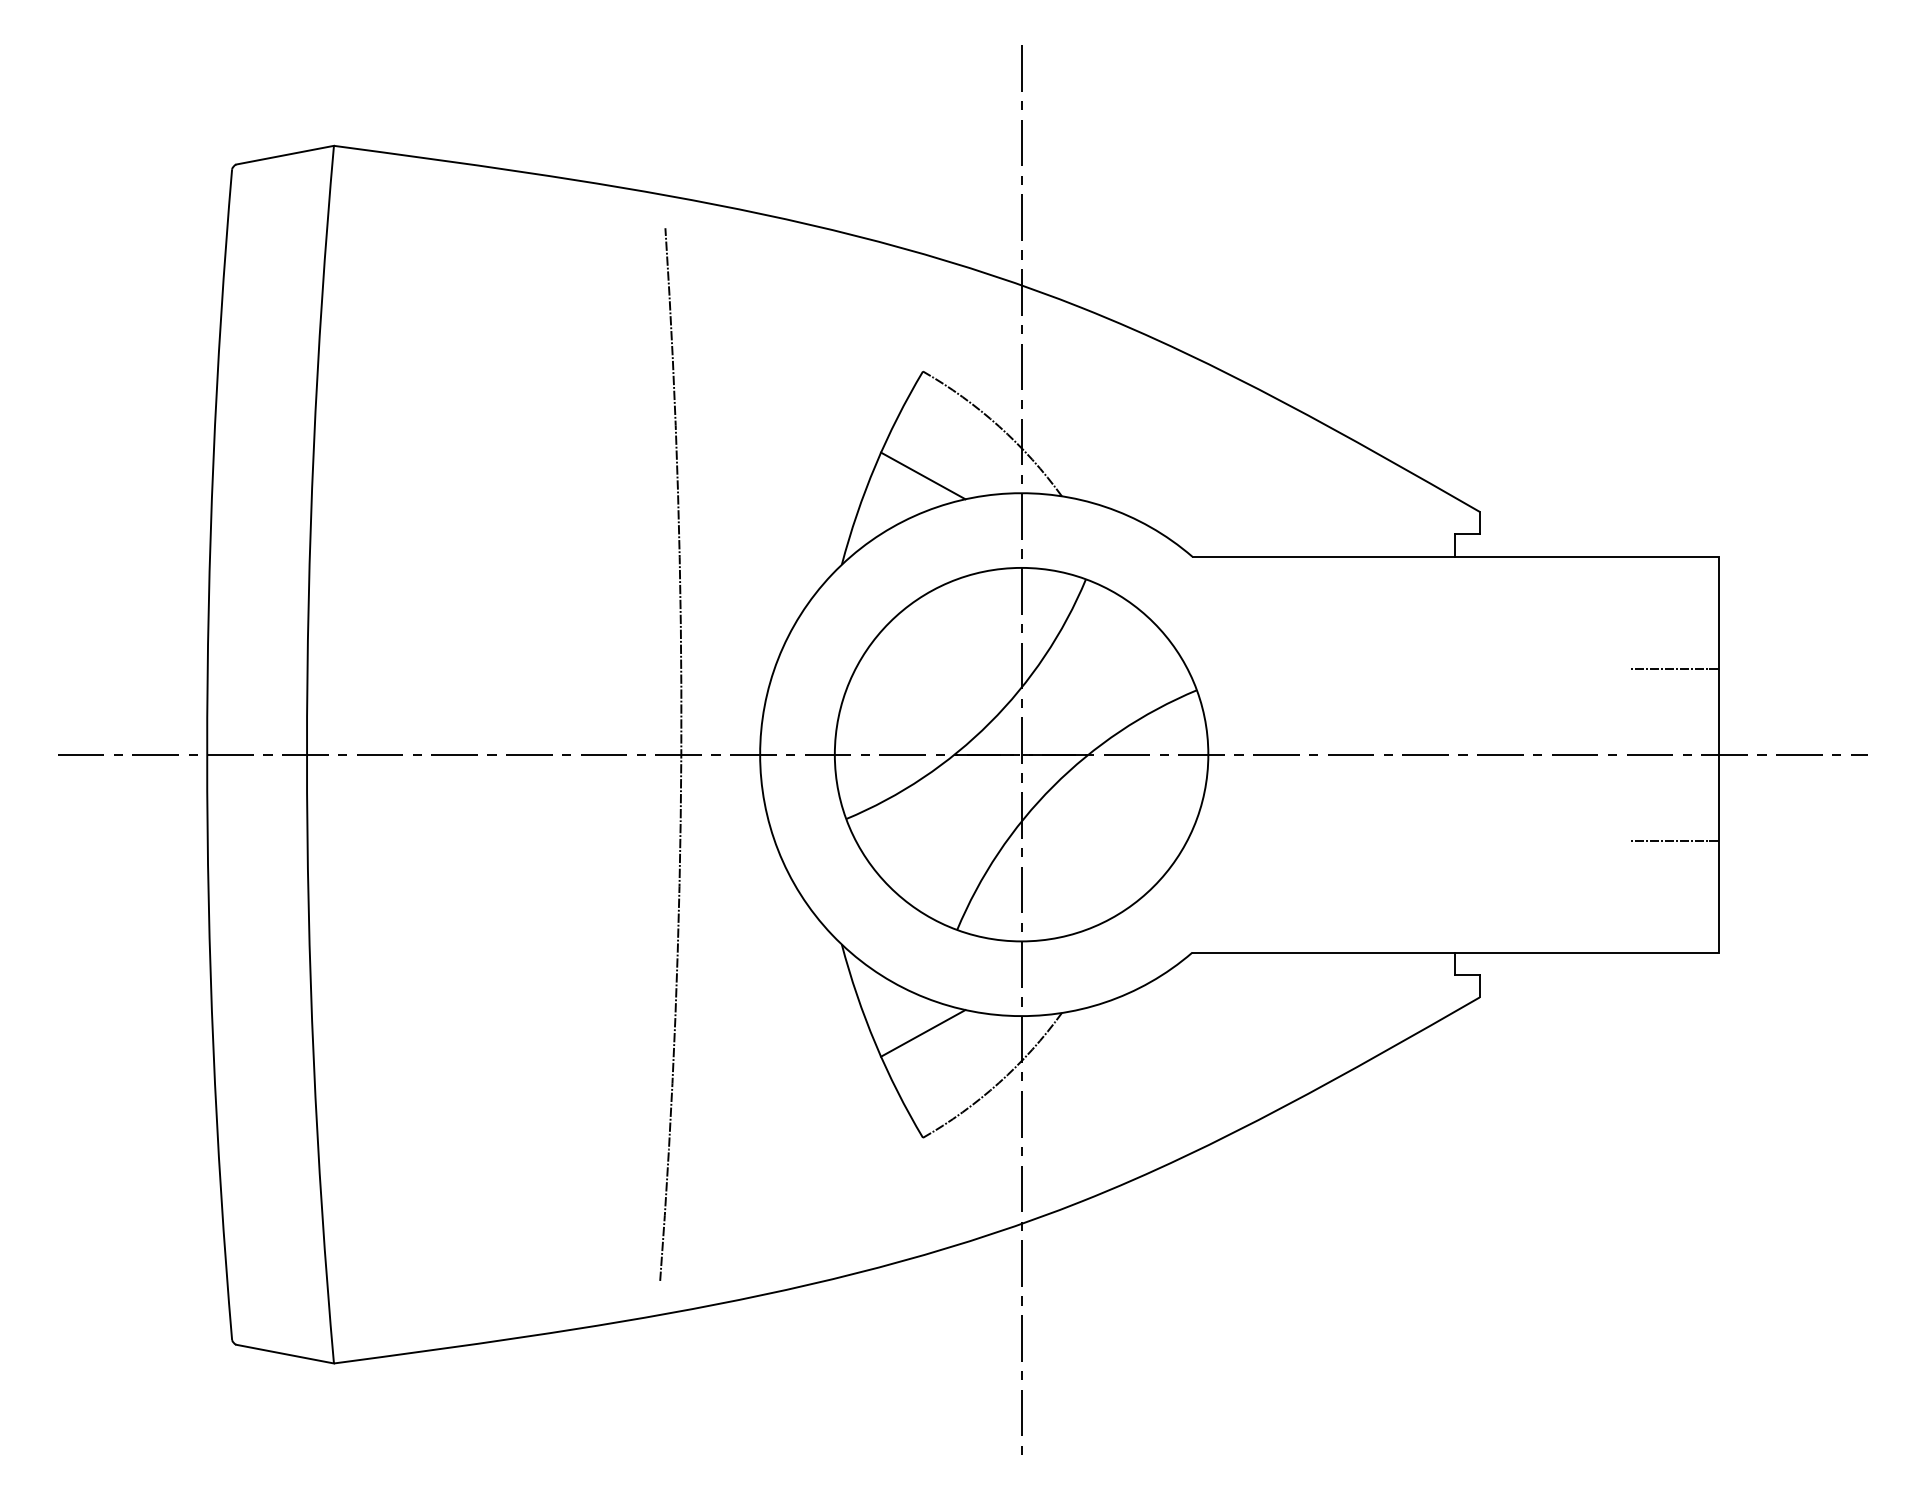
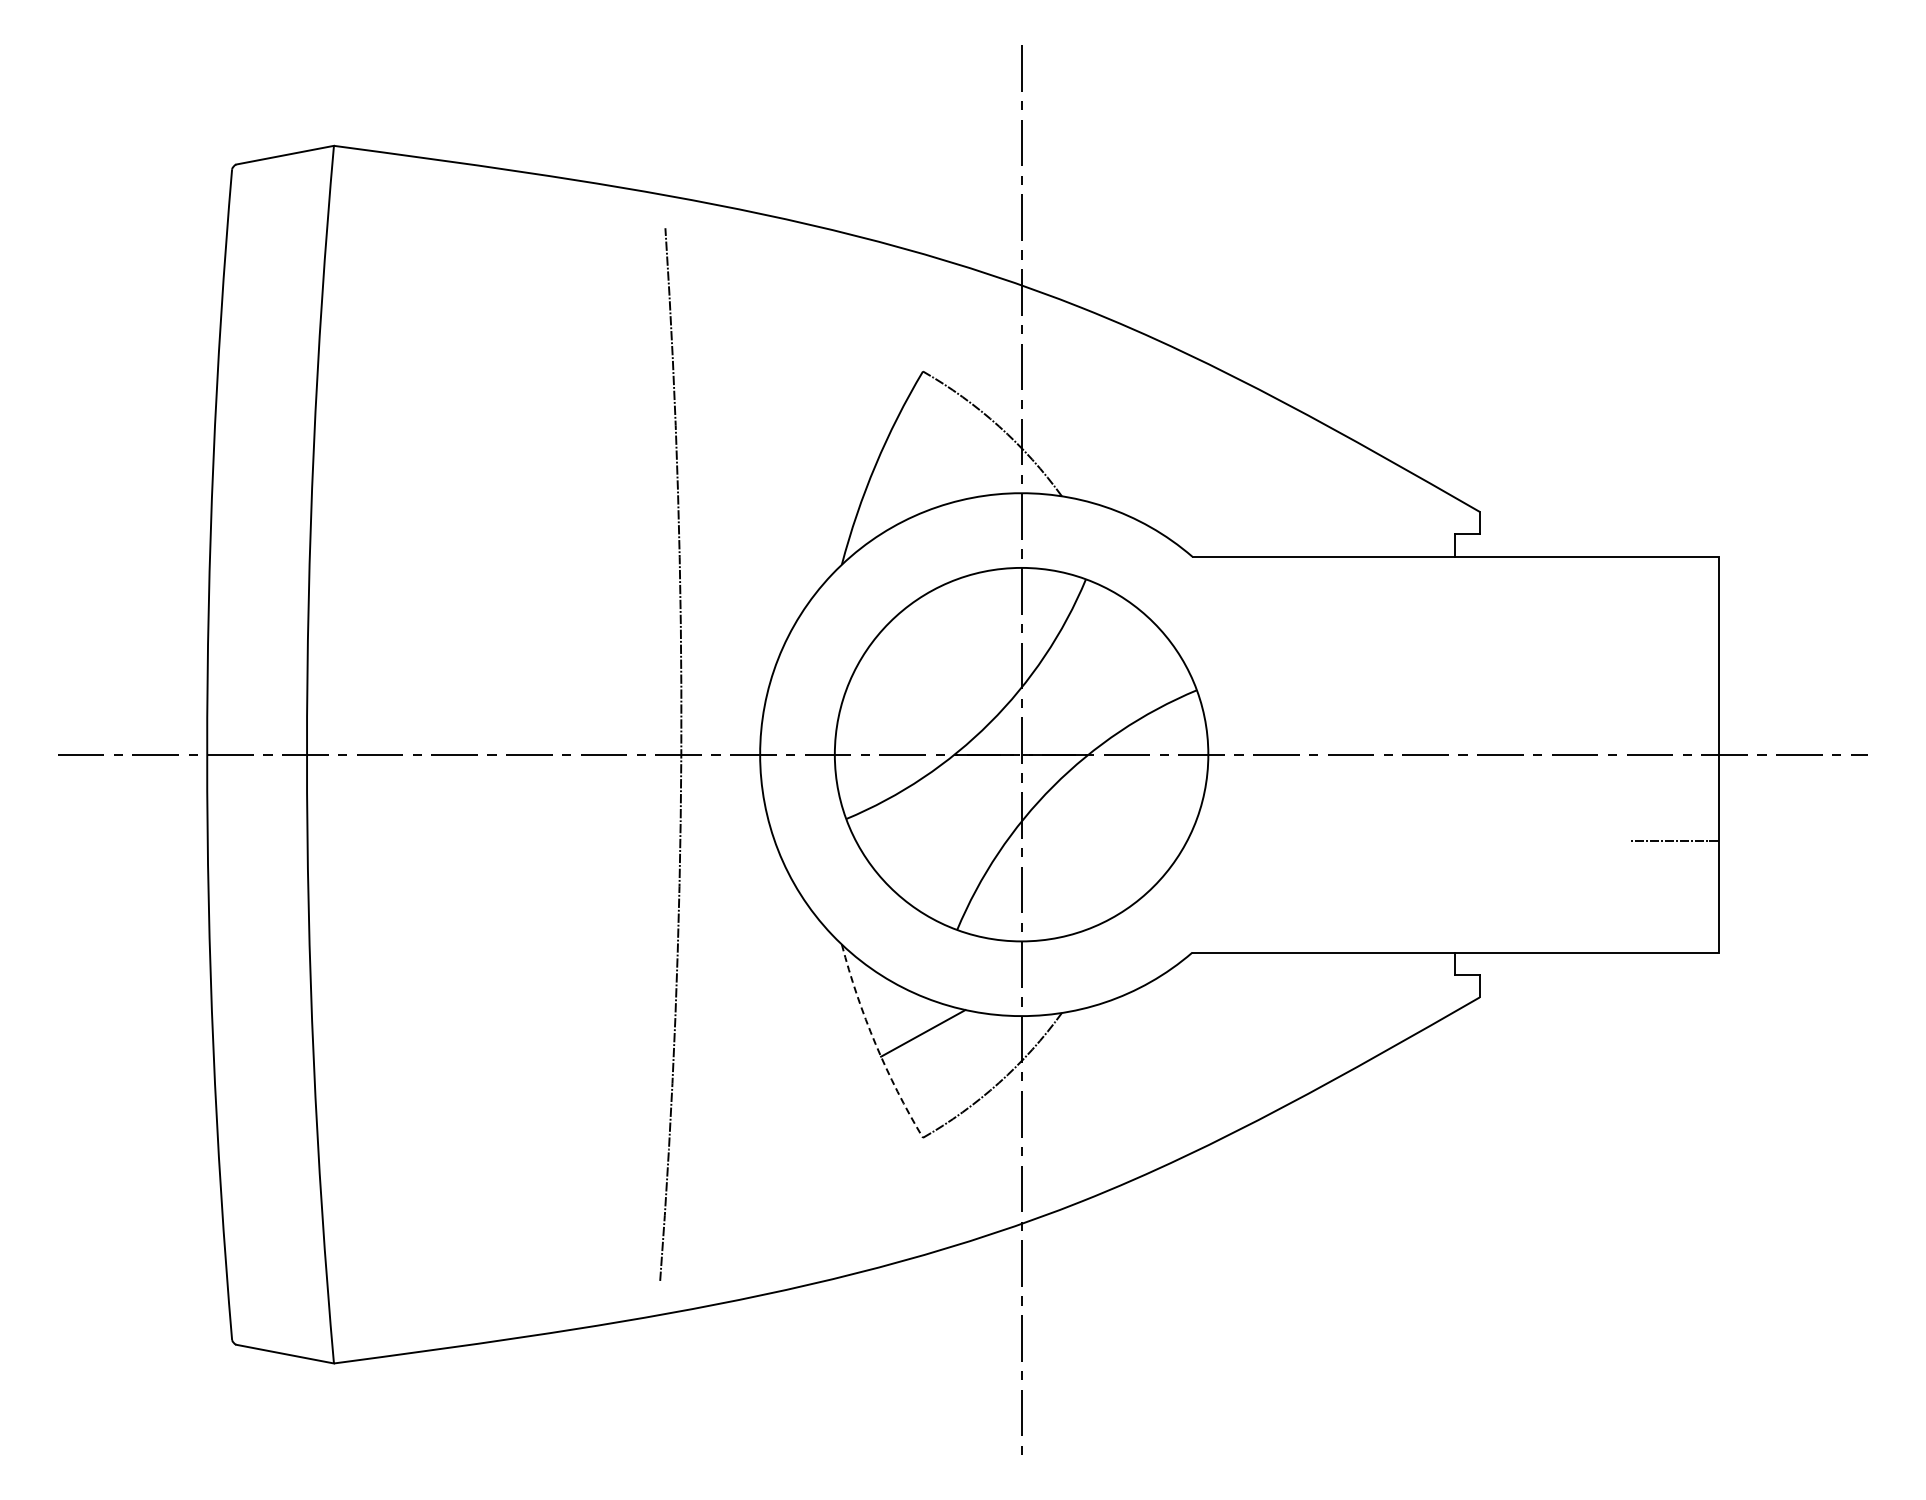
line: present -> none (923, 475)
line: present -> none (1674, 668)
arc: solid -> dashed (875, 1044)
